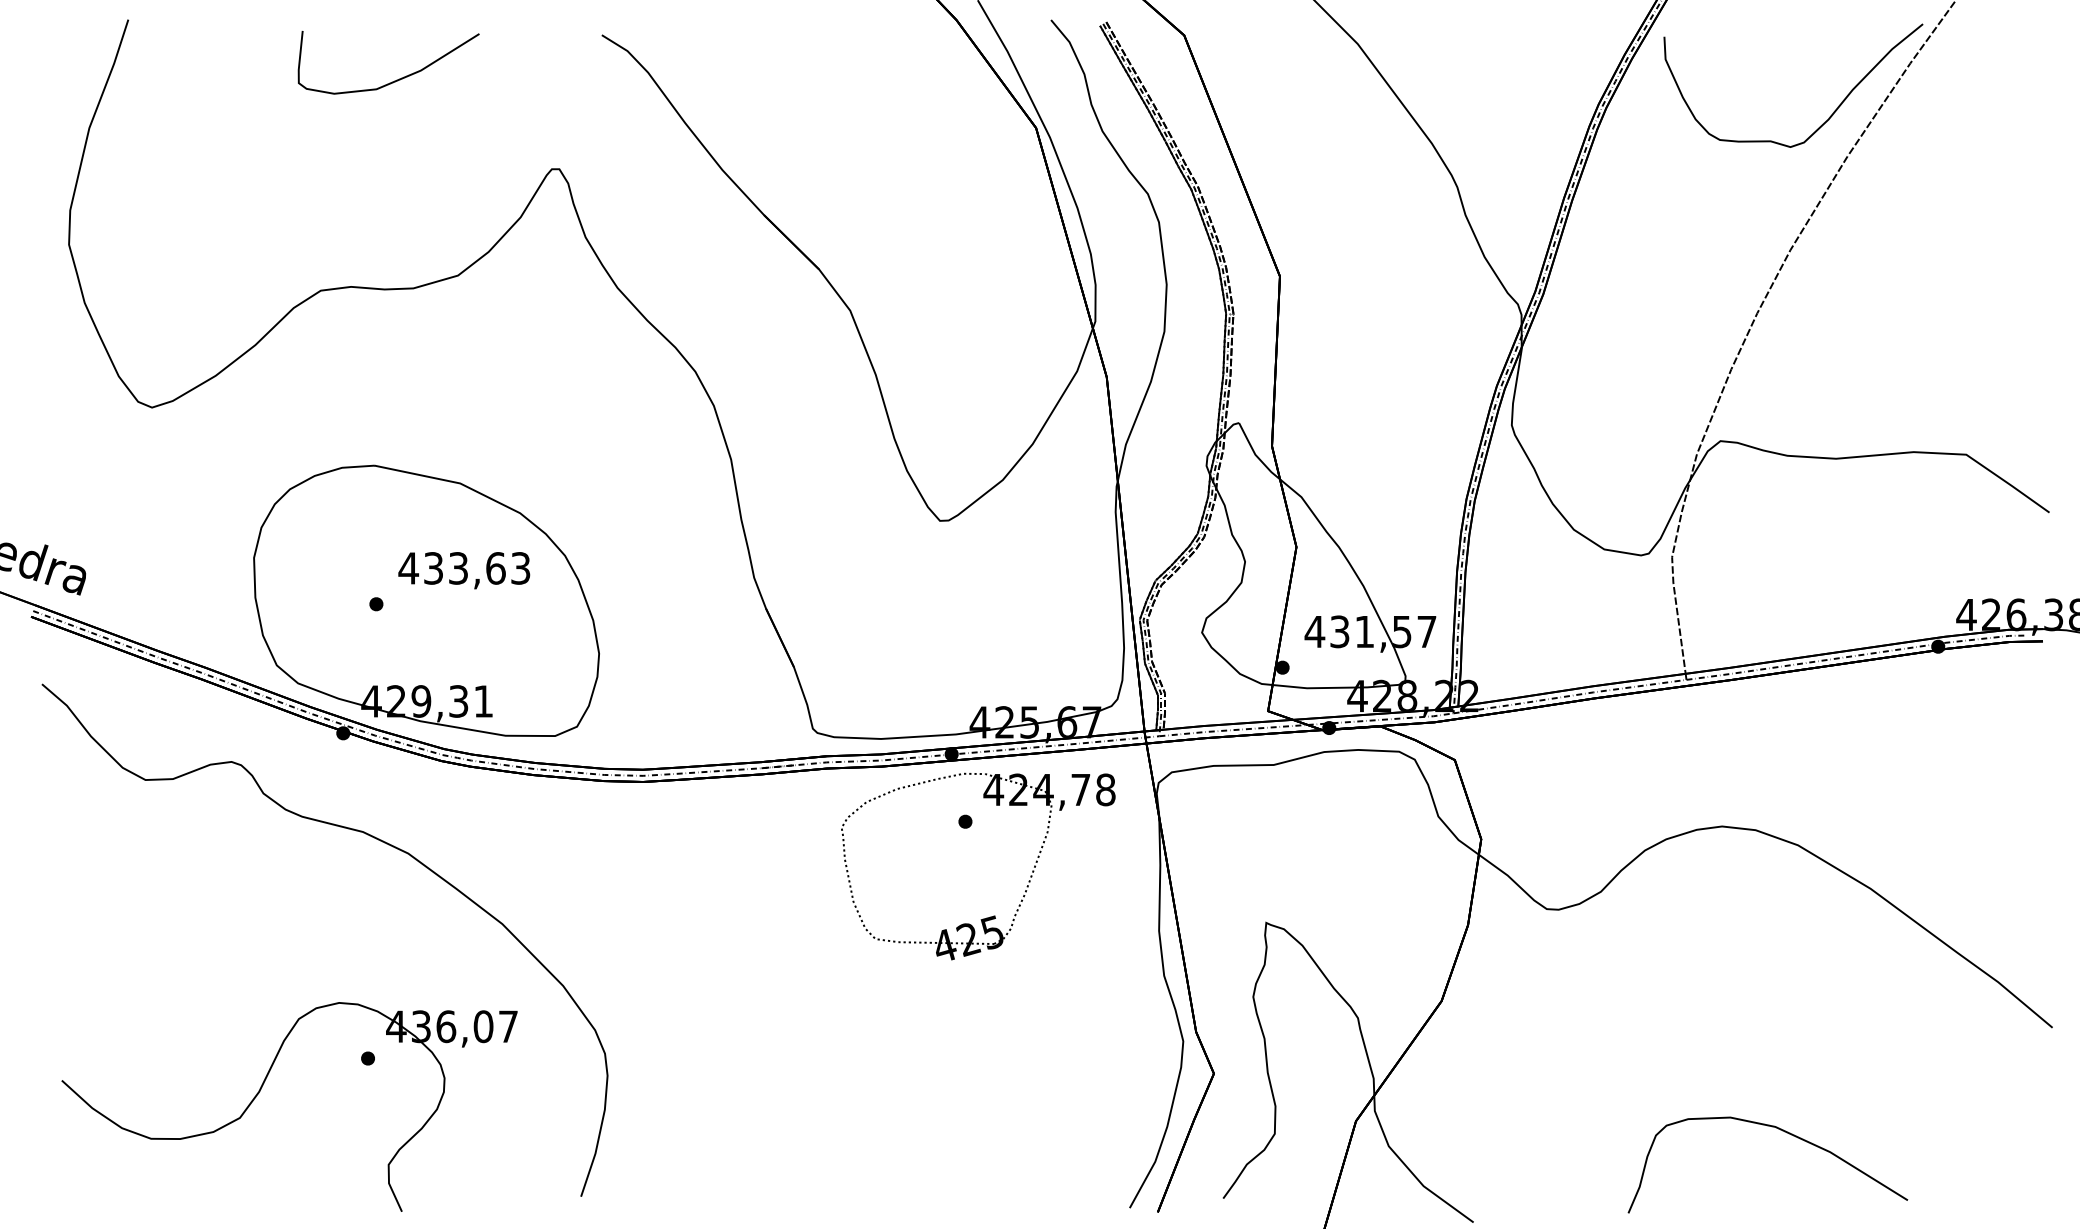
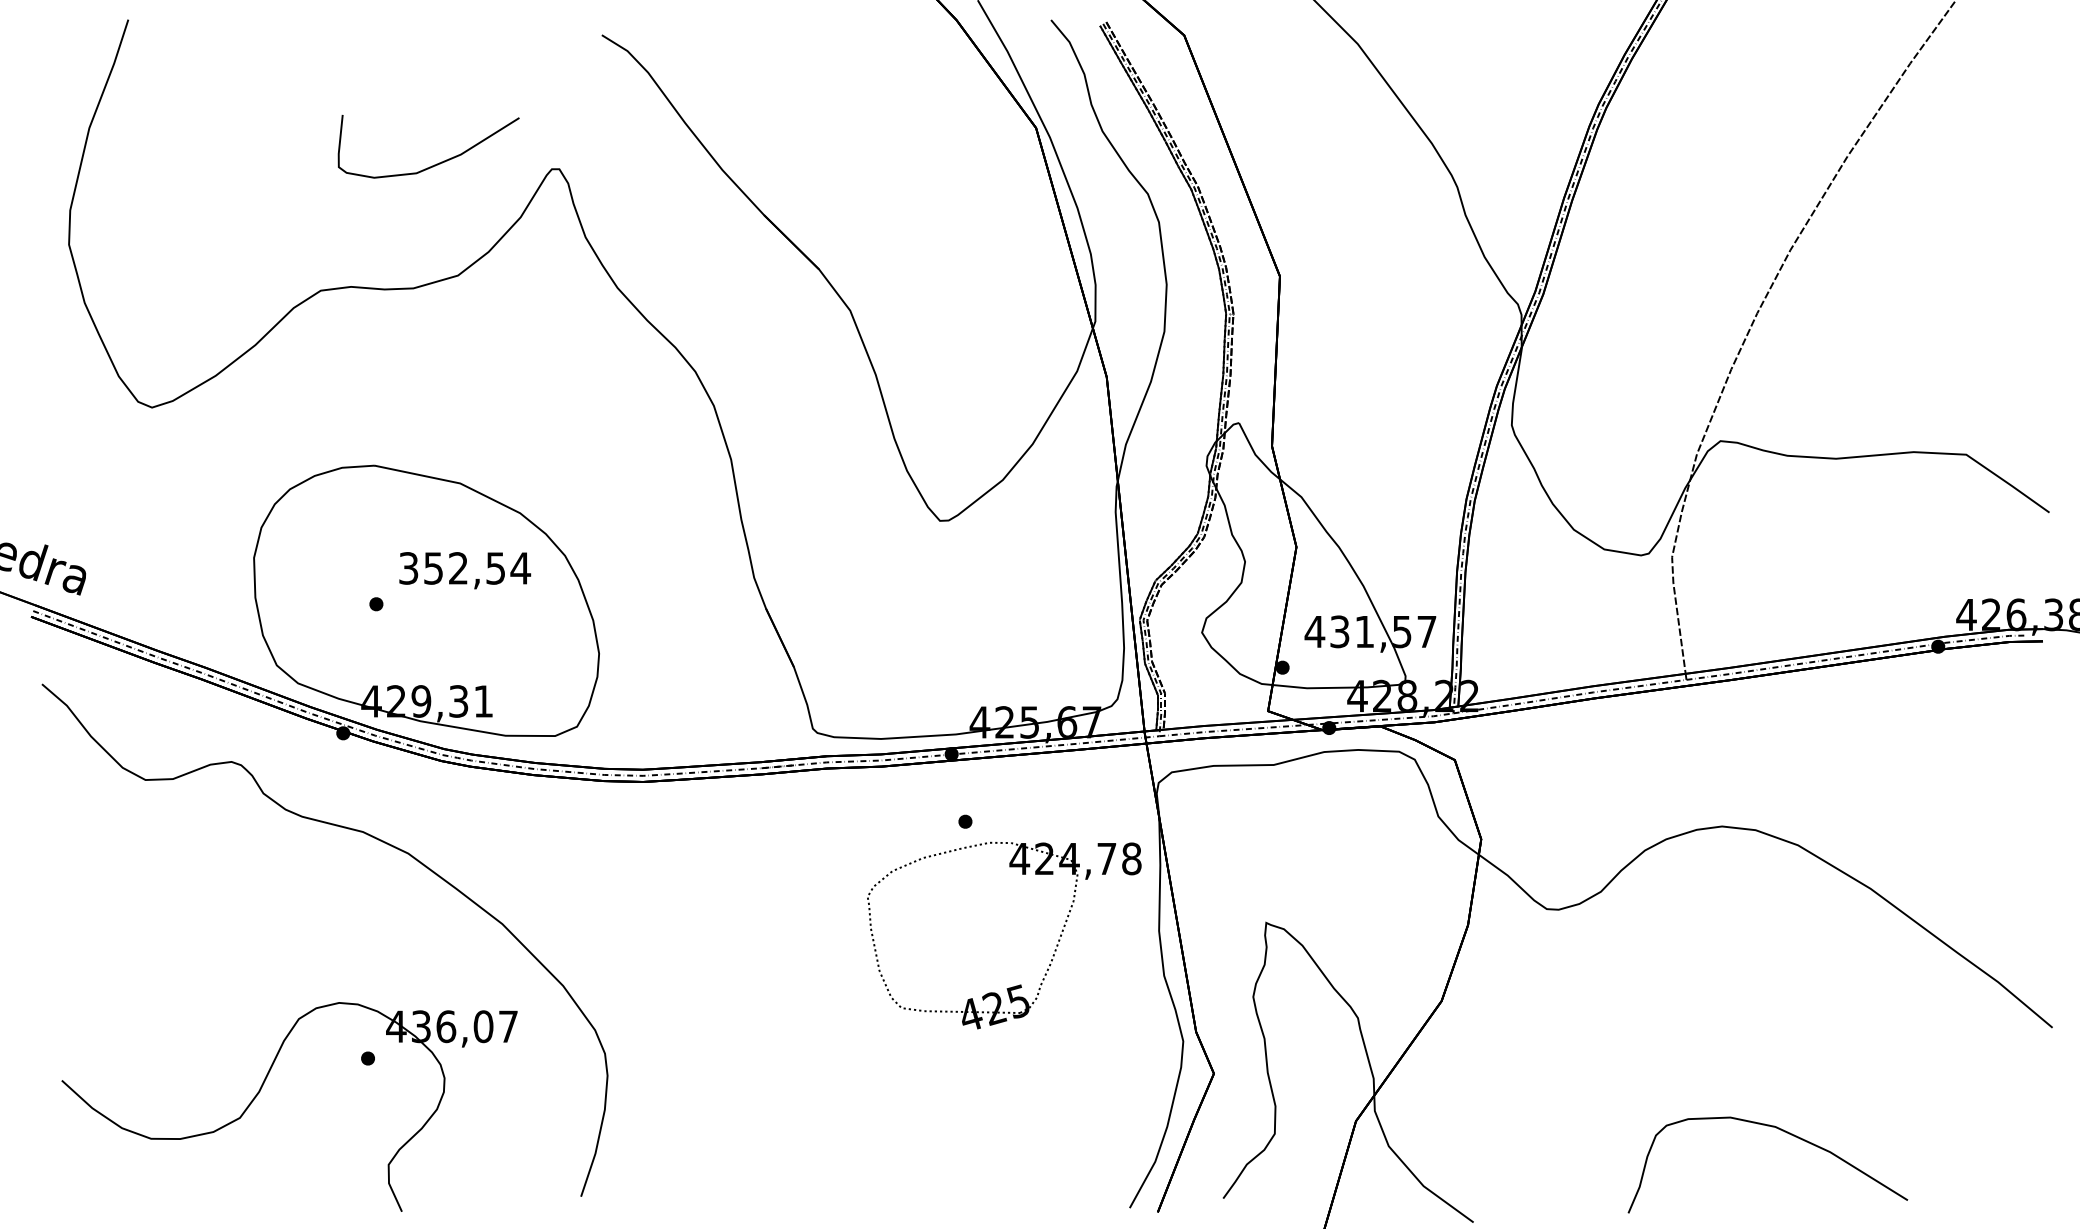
curve position: (396, 79) -> (436, 163) (436, 163)
curve: present -> none (1829, 116)
text: 433,63 -> 352,54 (464, 568)
part position: (993, 915) -> (1019, 984) (1019, 984)
